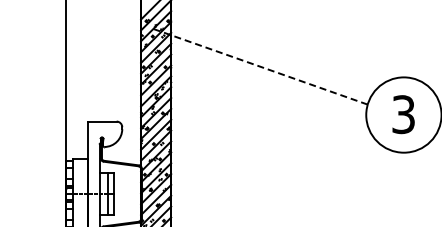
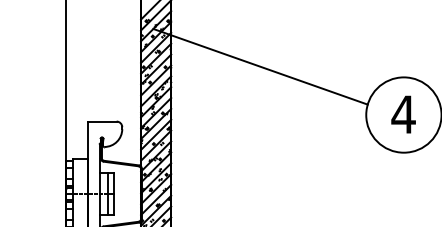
line: dashed -> solid (260, 66)
text: 3 -> 4 (403, 114)
